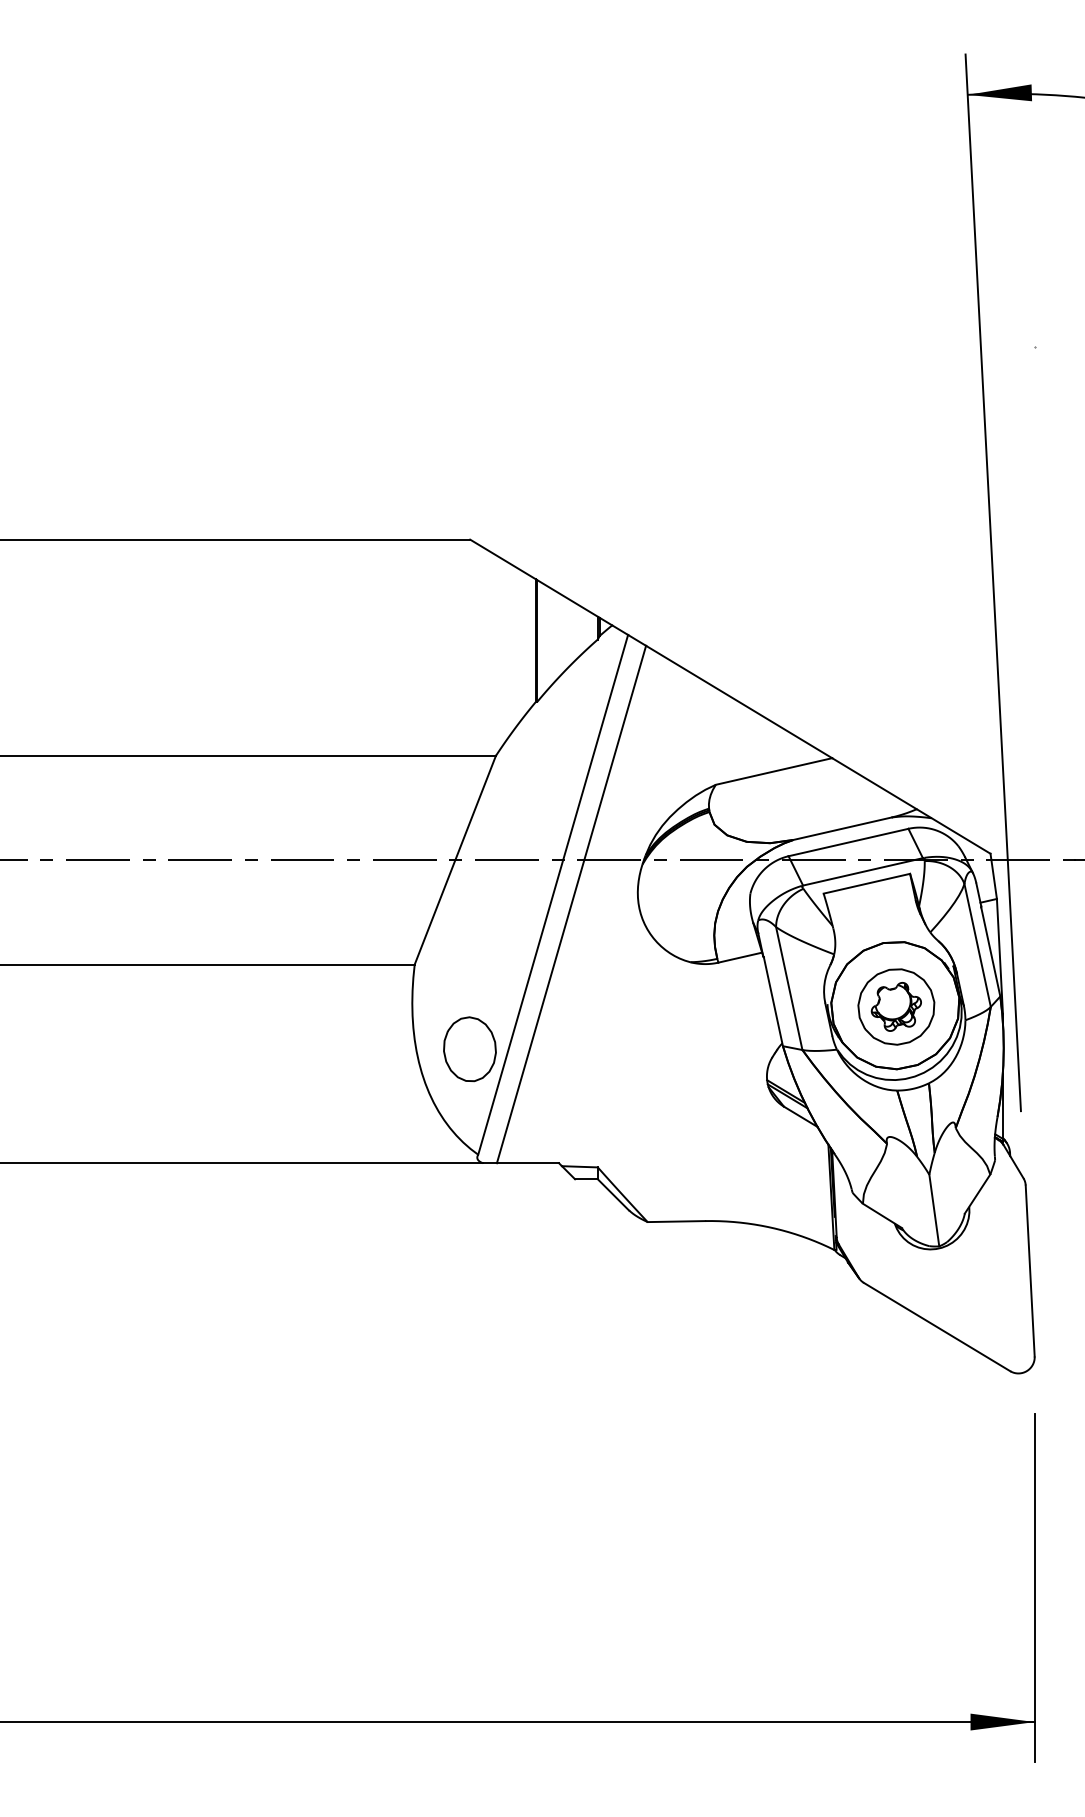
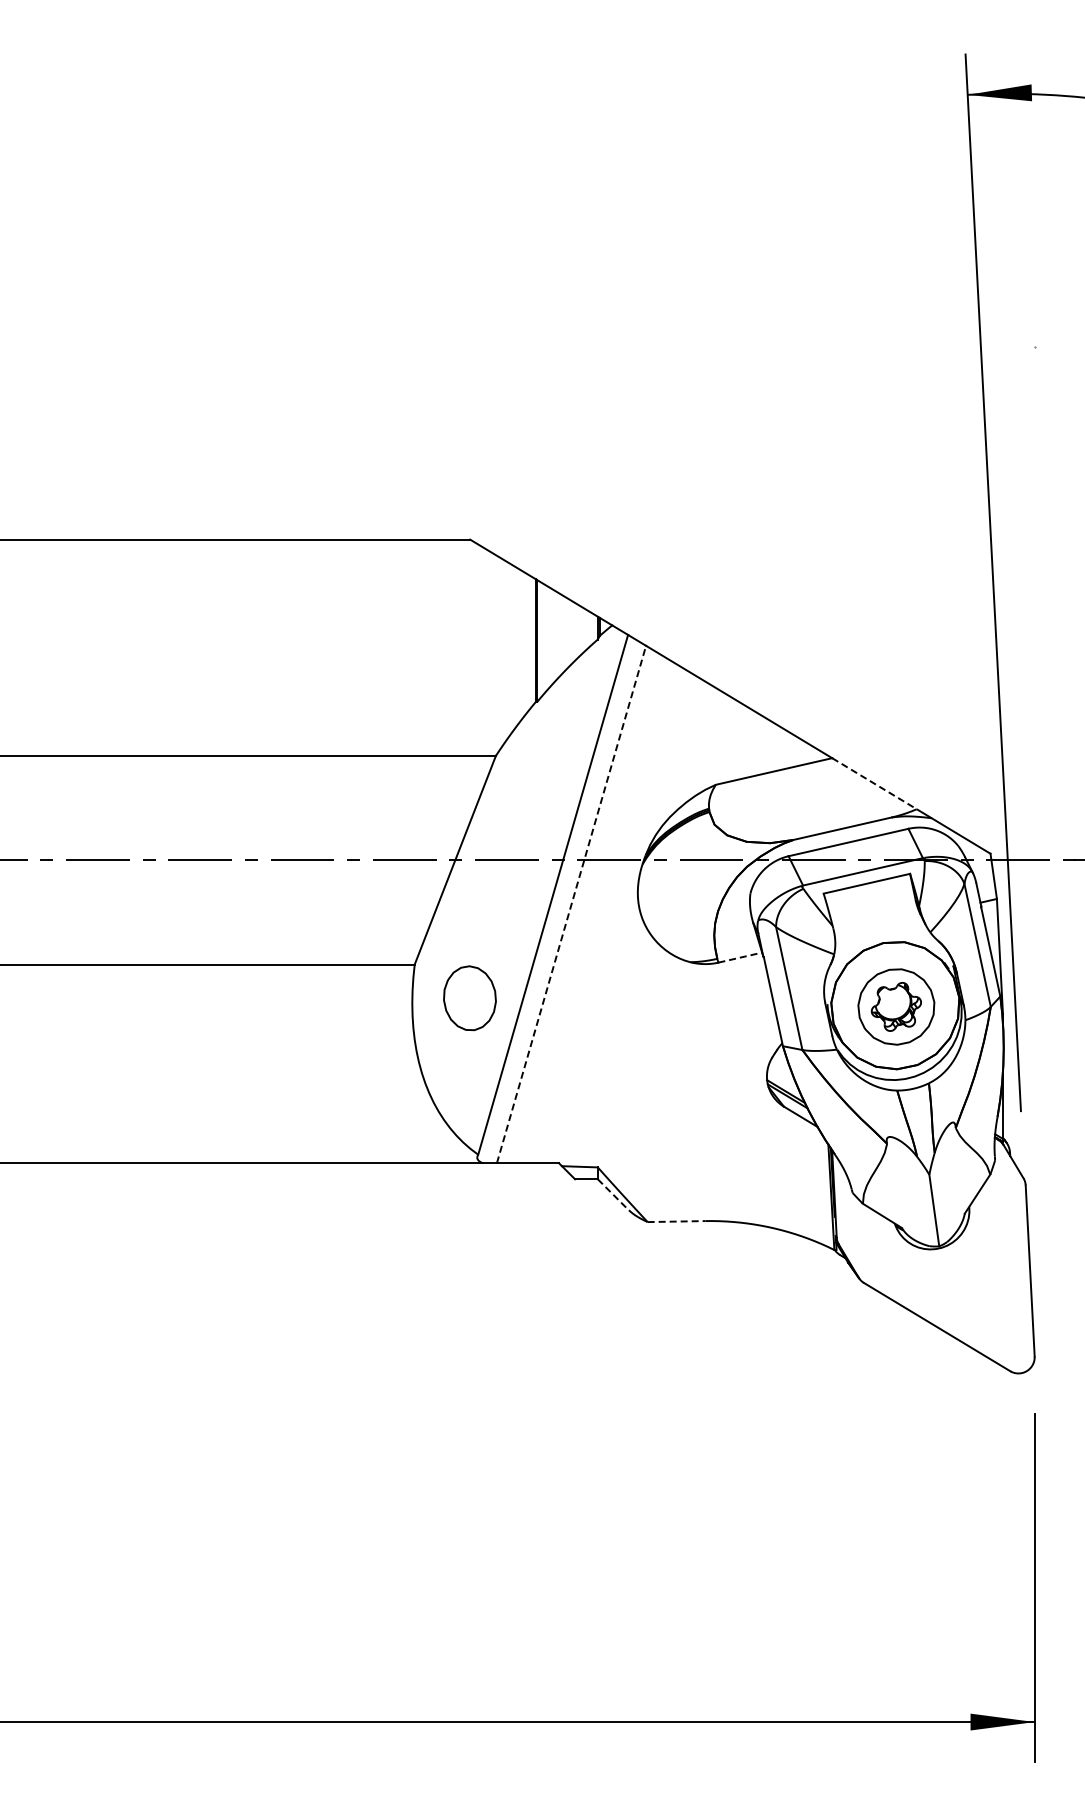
line: solid -> dashed (874, 783)
line: solid -> dashed (571, 904)
line: solid -> dashed (740, 957)
part position: (469, 1049) -> (469, 998) (469, 998)
line: solid -> dashed (613, 1195)
line: solid -> dashed (676, 1221)
